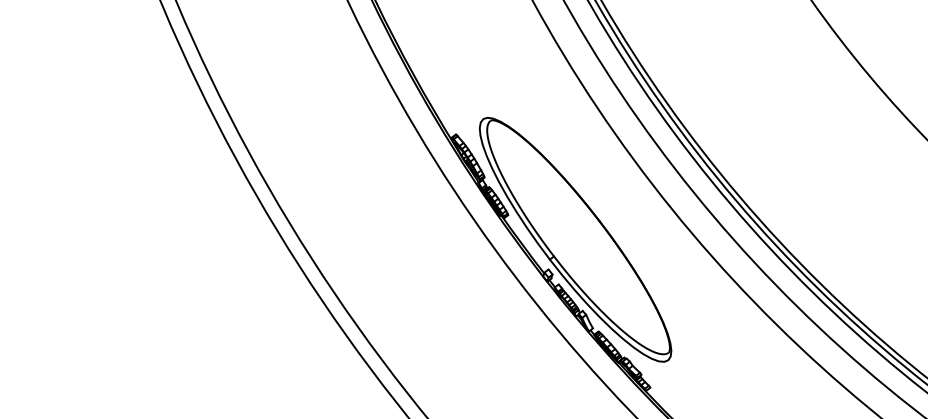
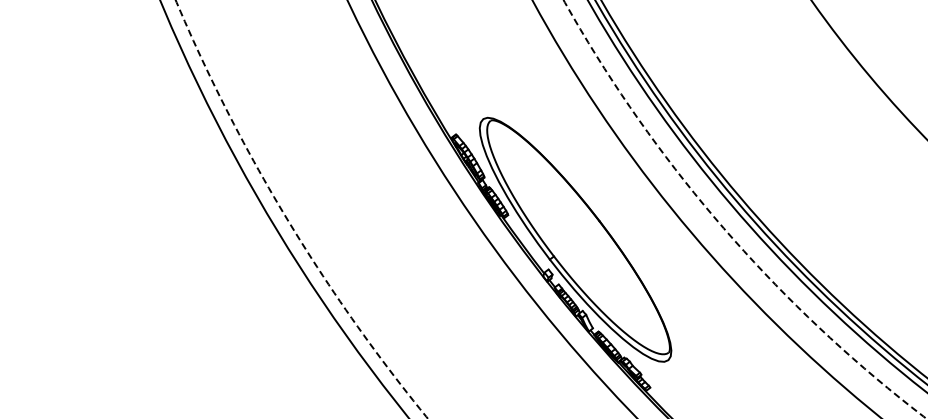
circle: solid -> dashed (301, 209)
arc: solid -> dashed (724, 228)
